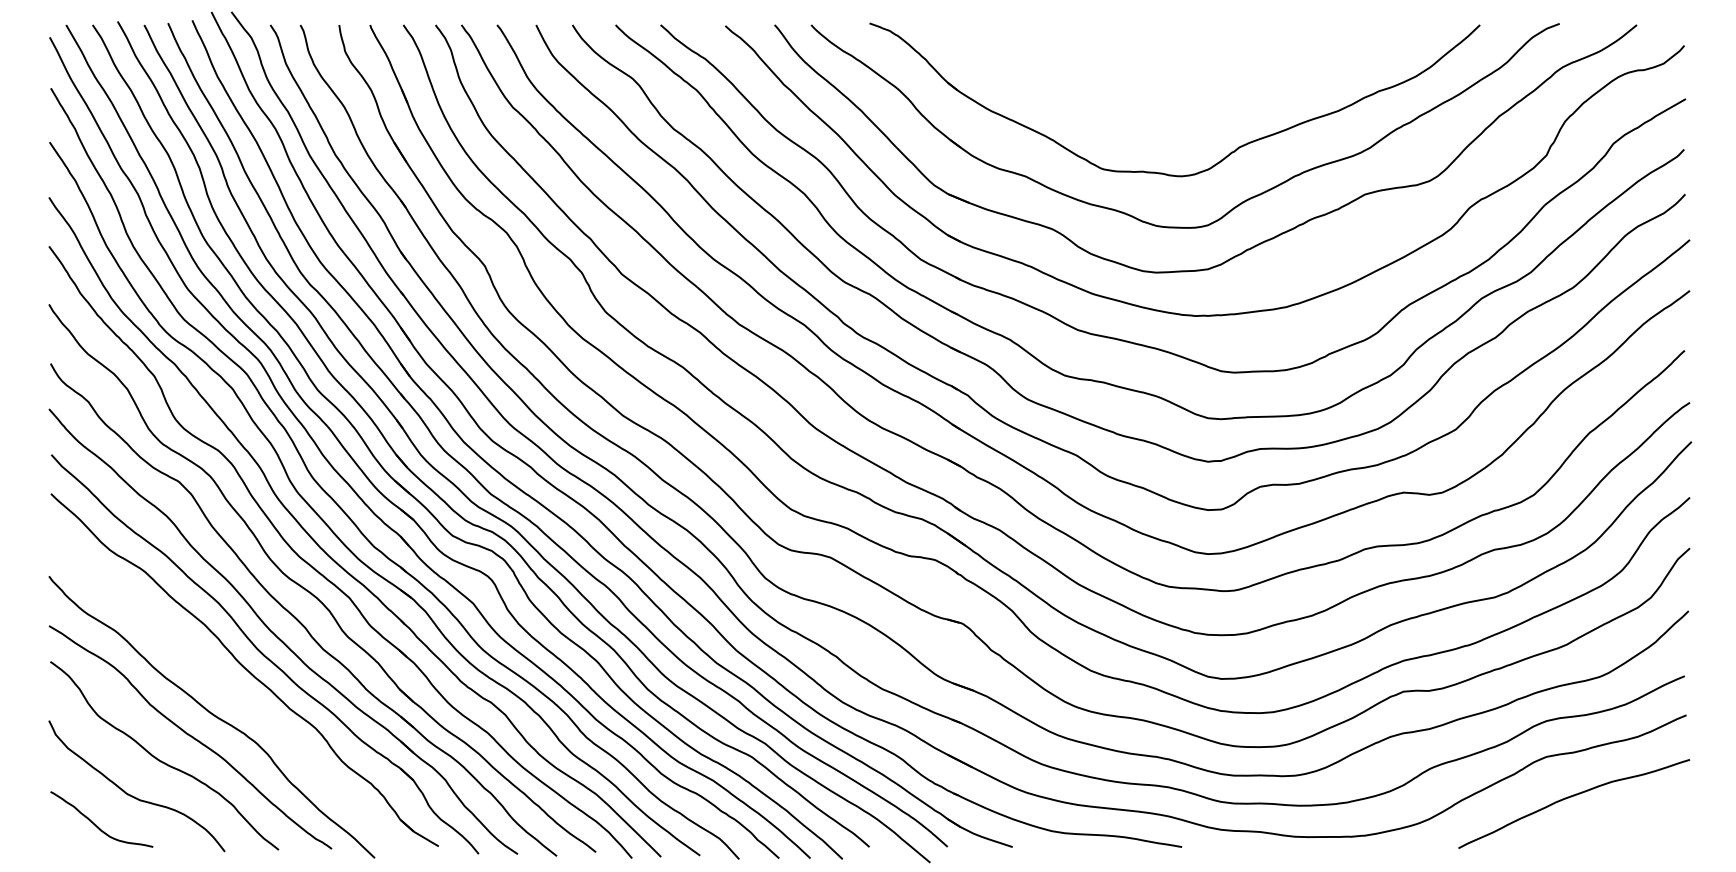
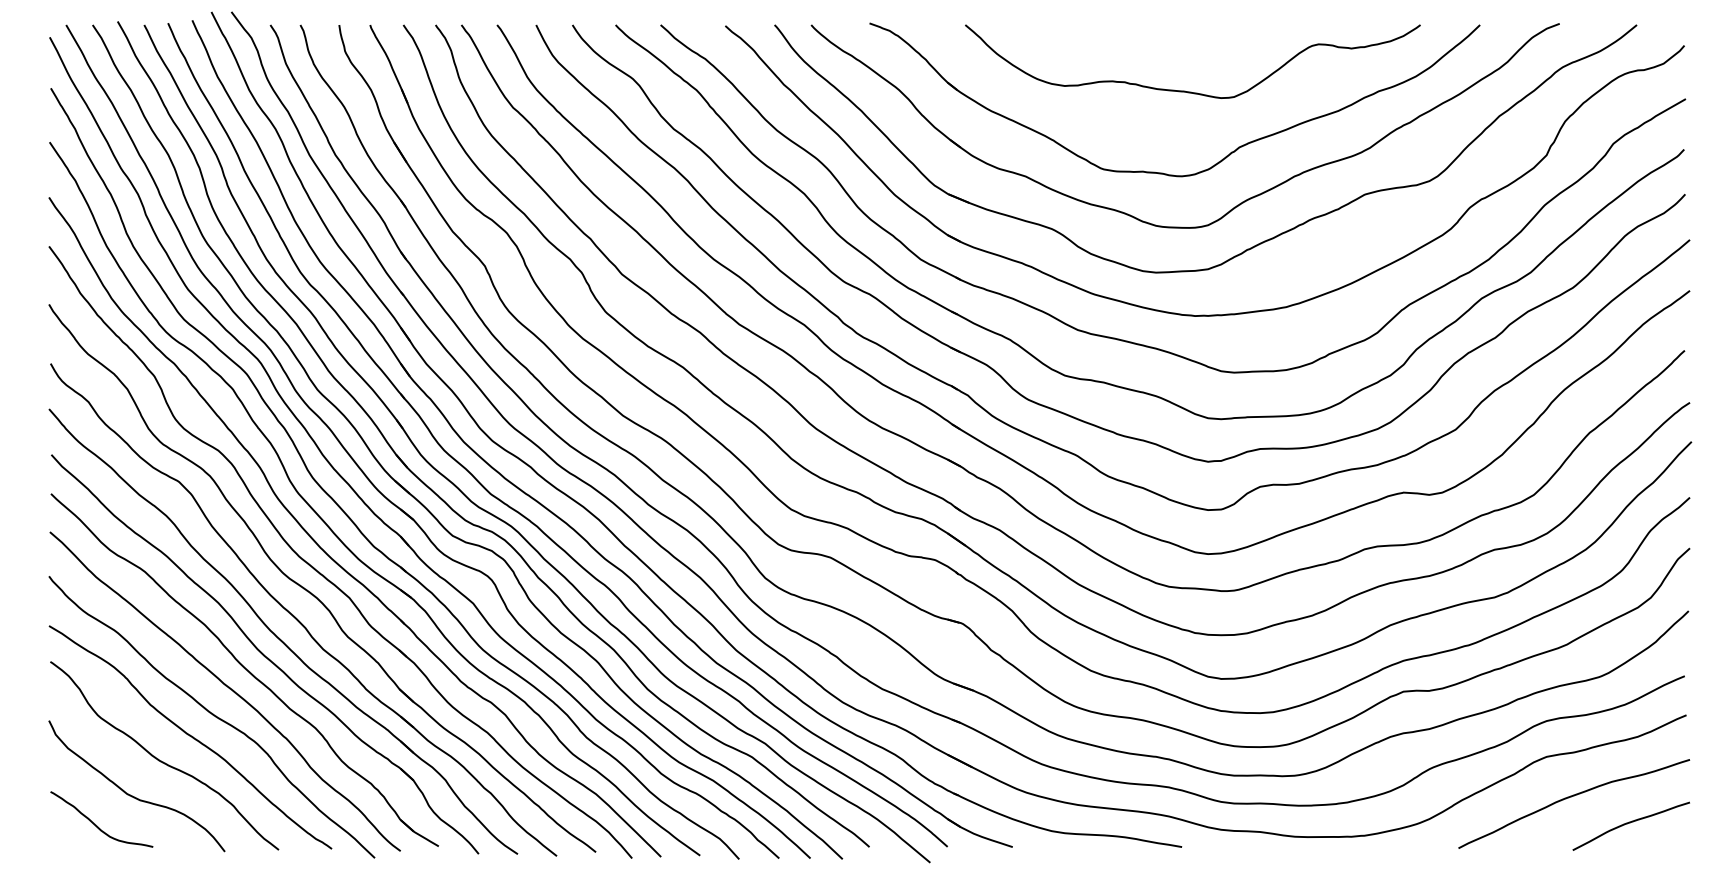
curve: none -> present (1185, 90)
curve: none -> present (227, 687)
curve: none -> present (1630, 823)
